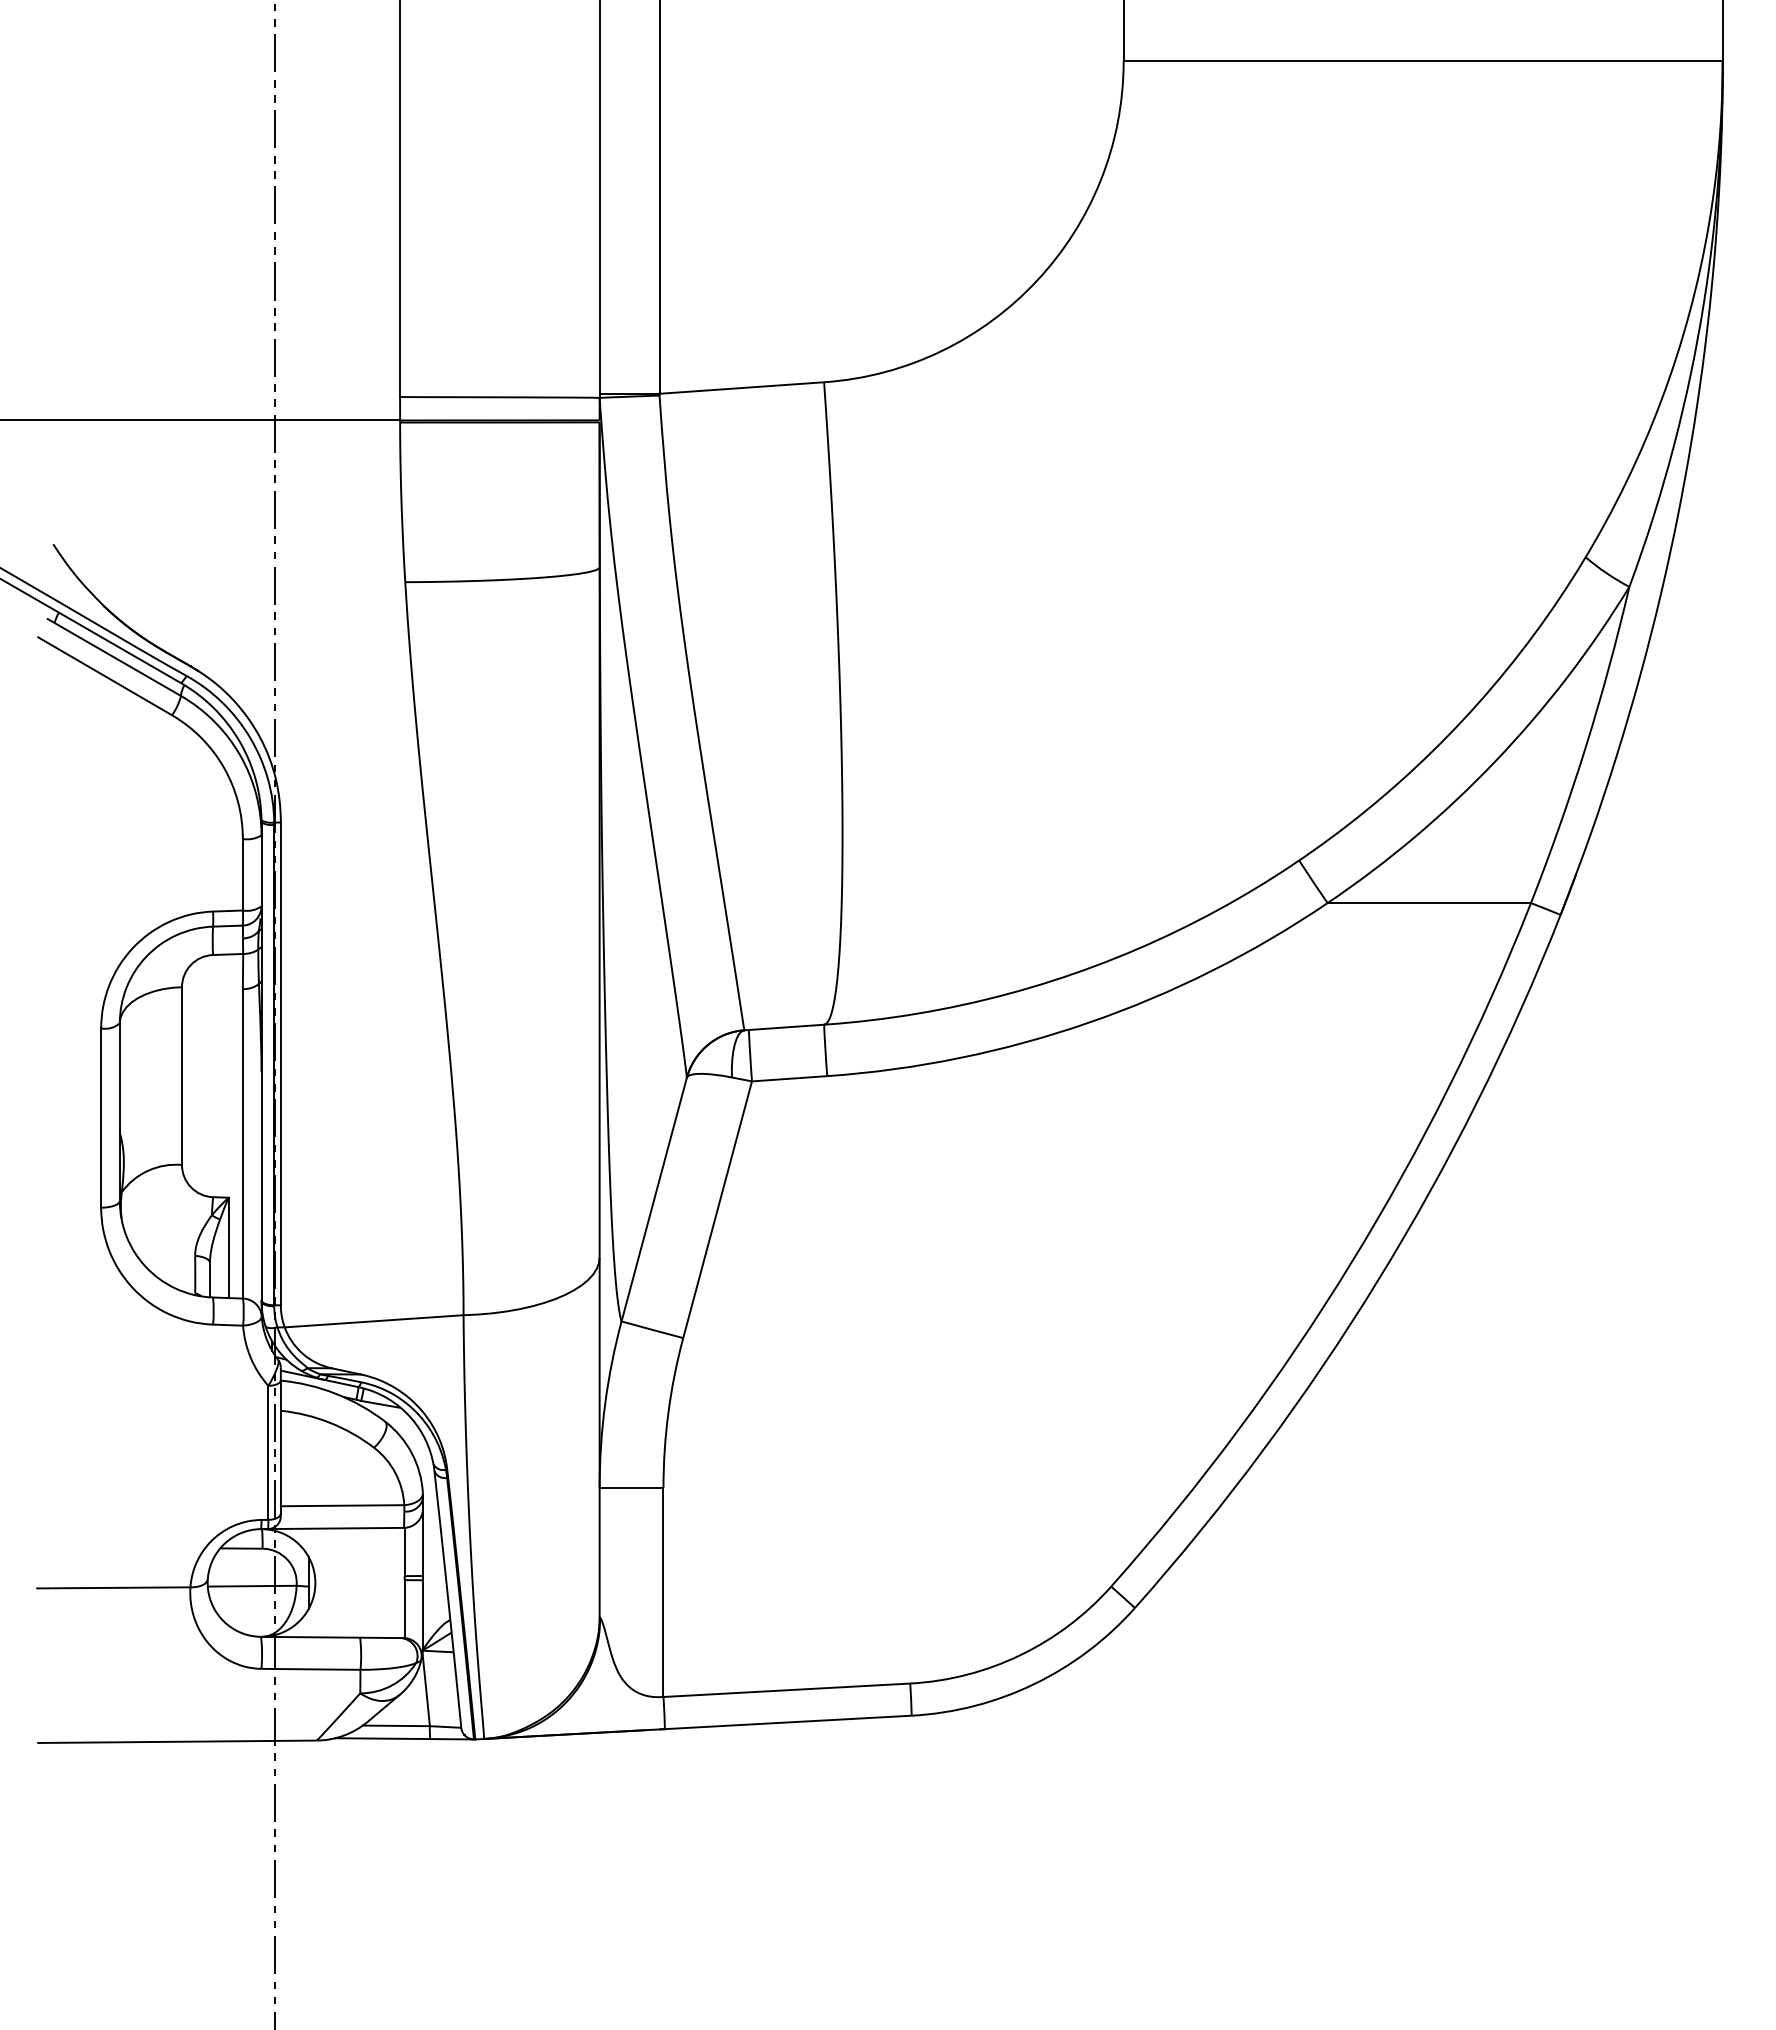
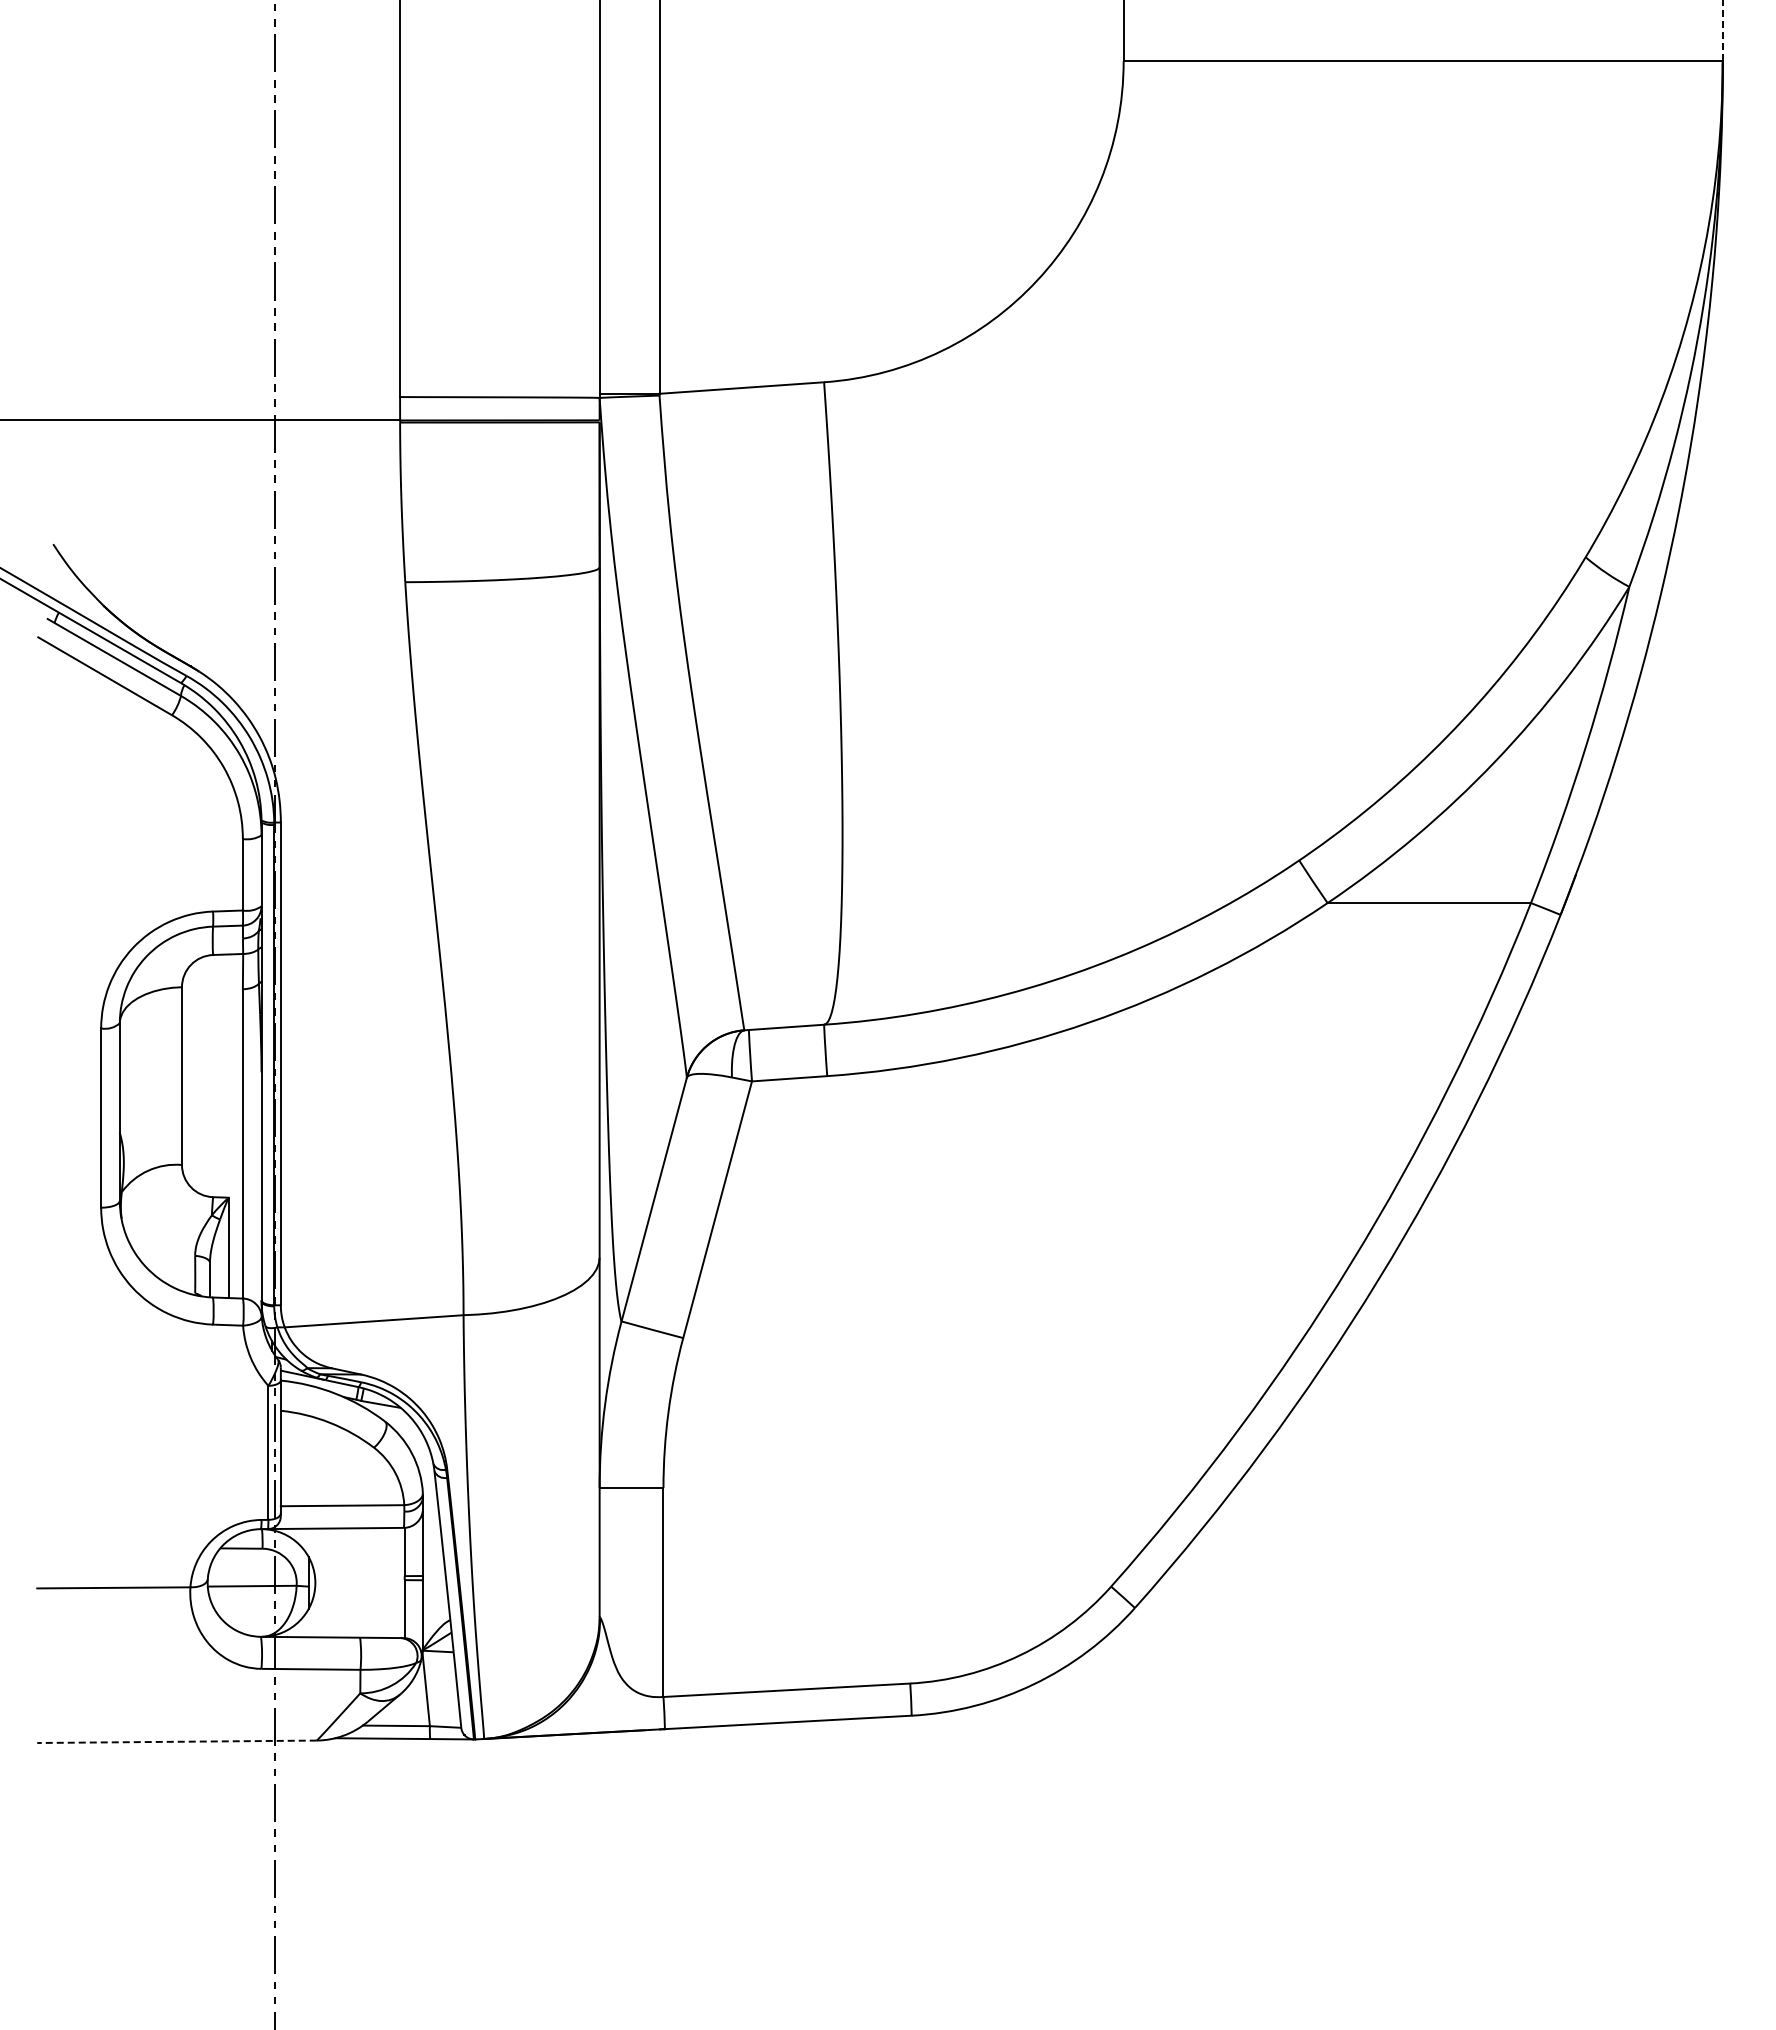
line: solid -> dashed (1722, 30)
line: solid -> dashed (177, 1741)
